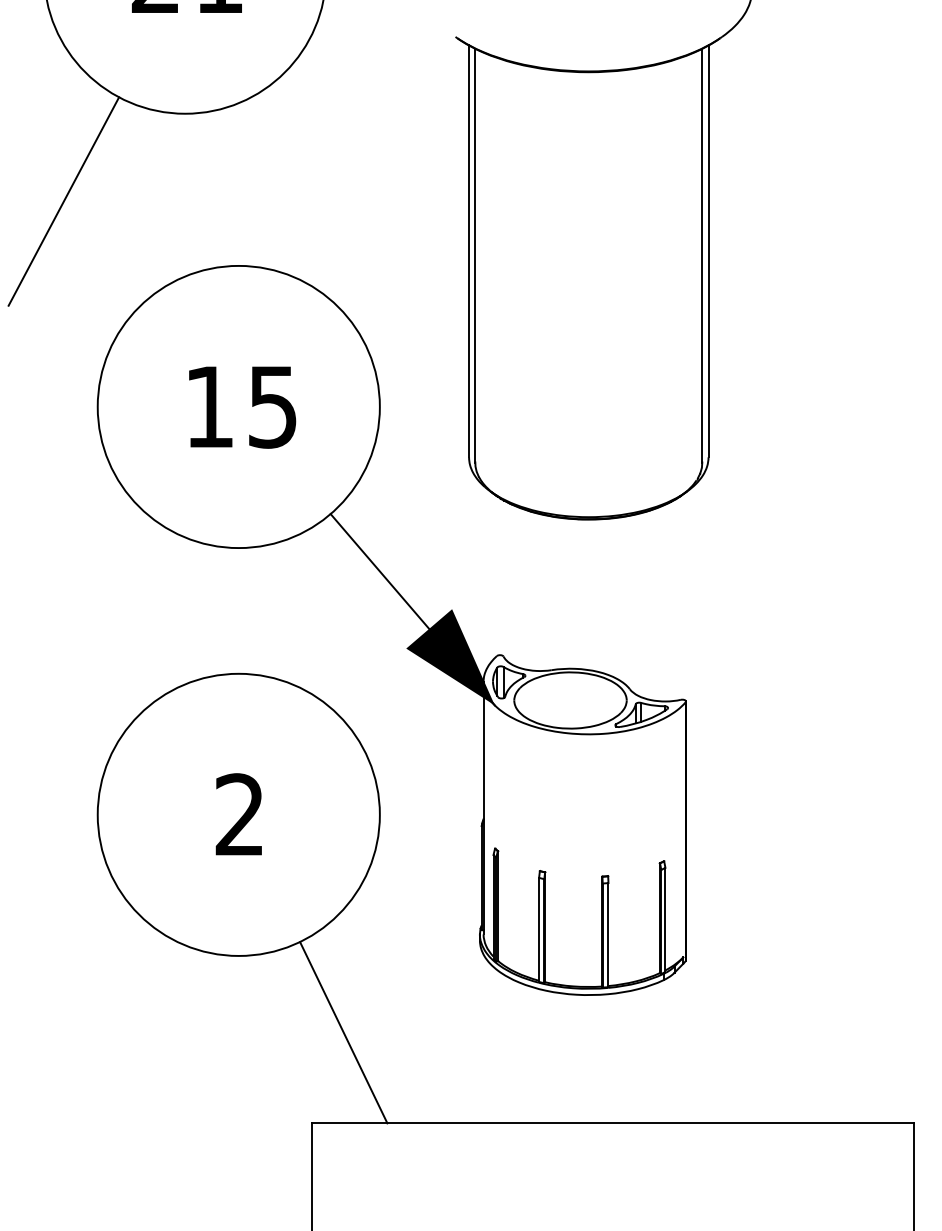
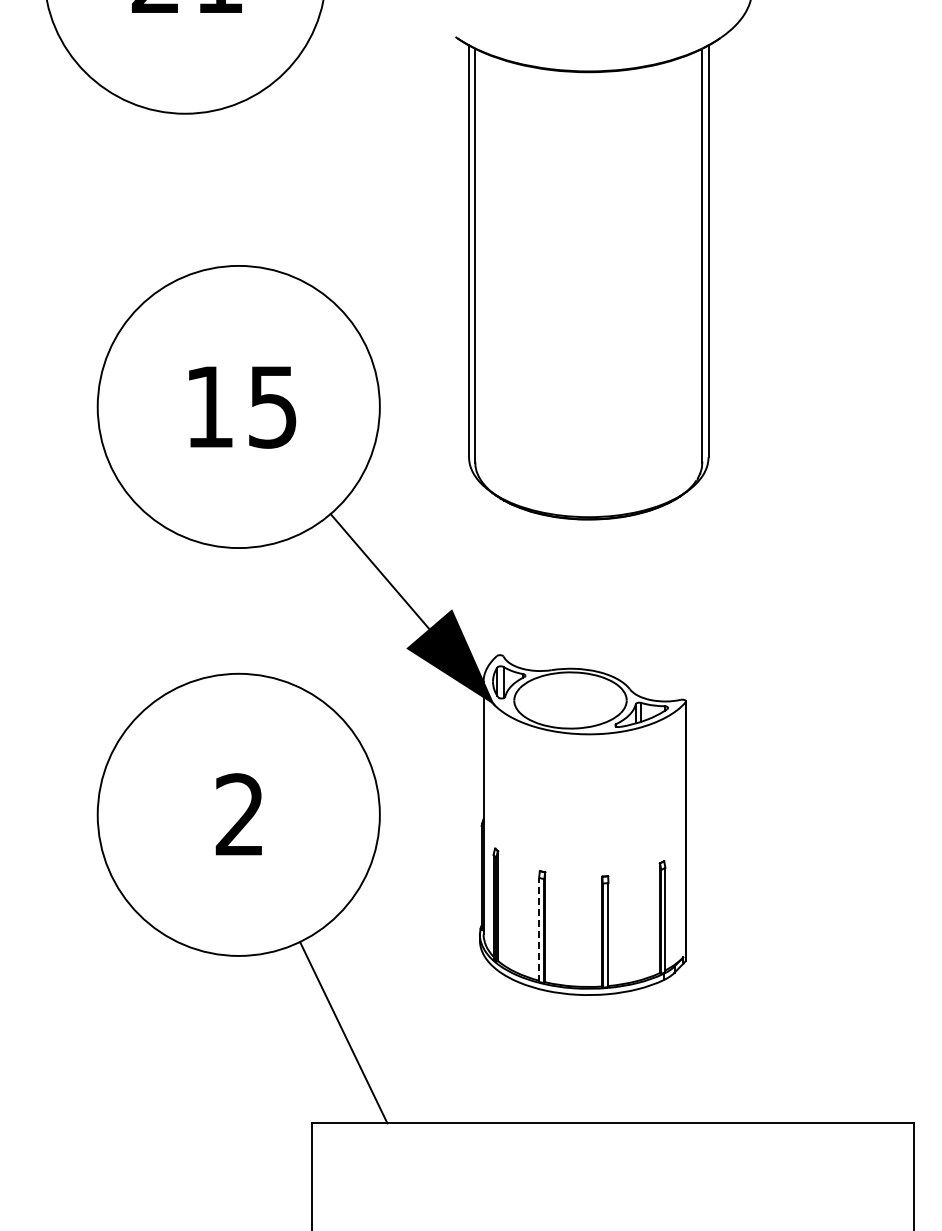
line: present -> none (63, 201)
line: solid -> dashed (539, 929)
